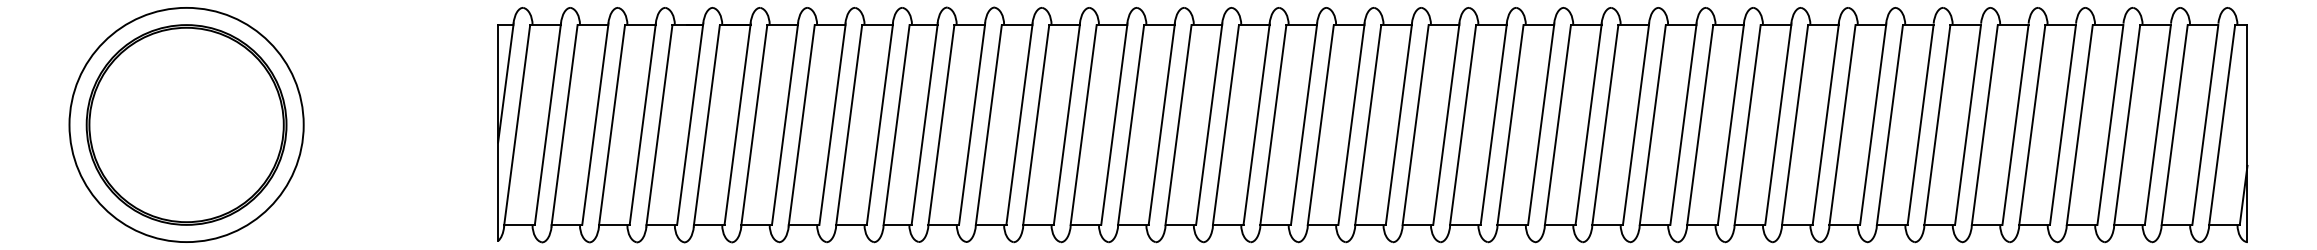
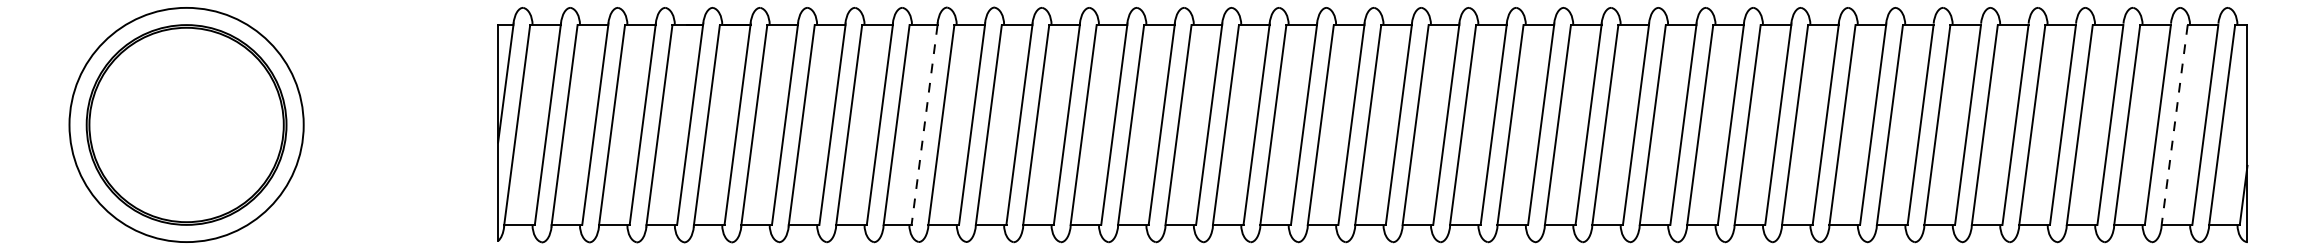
line: solid -> dashed (924, 124)
line: solid -> dashed (2174, 124)
